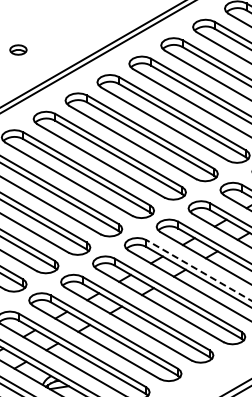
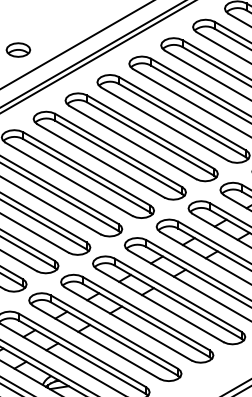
line: none -> present (76, 44)
part size: 19x12 px -> 27x16 px (18, 49)
line: dashed -> solid (199, 270)
